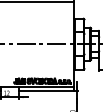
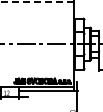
line: solid -> dashed (37, 1)
